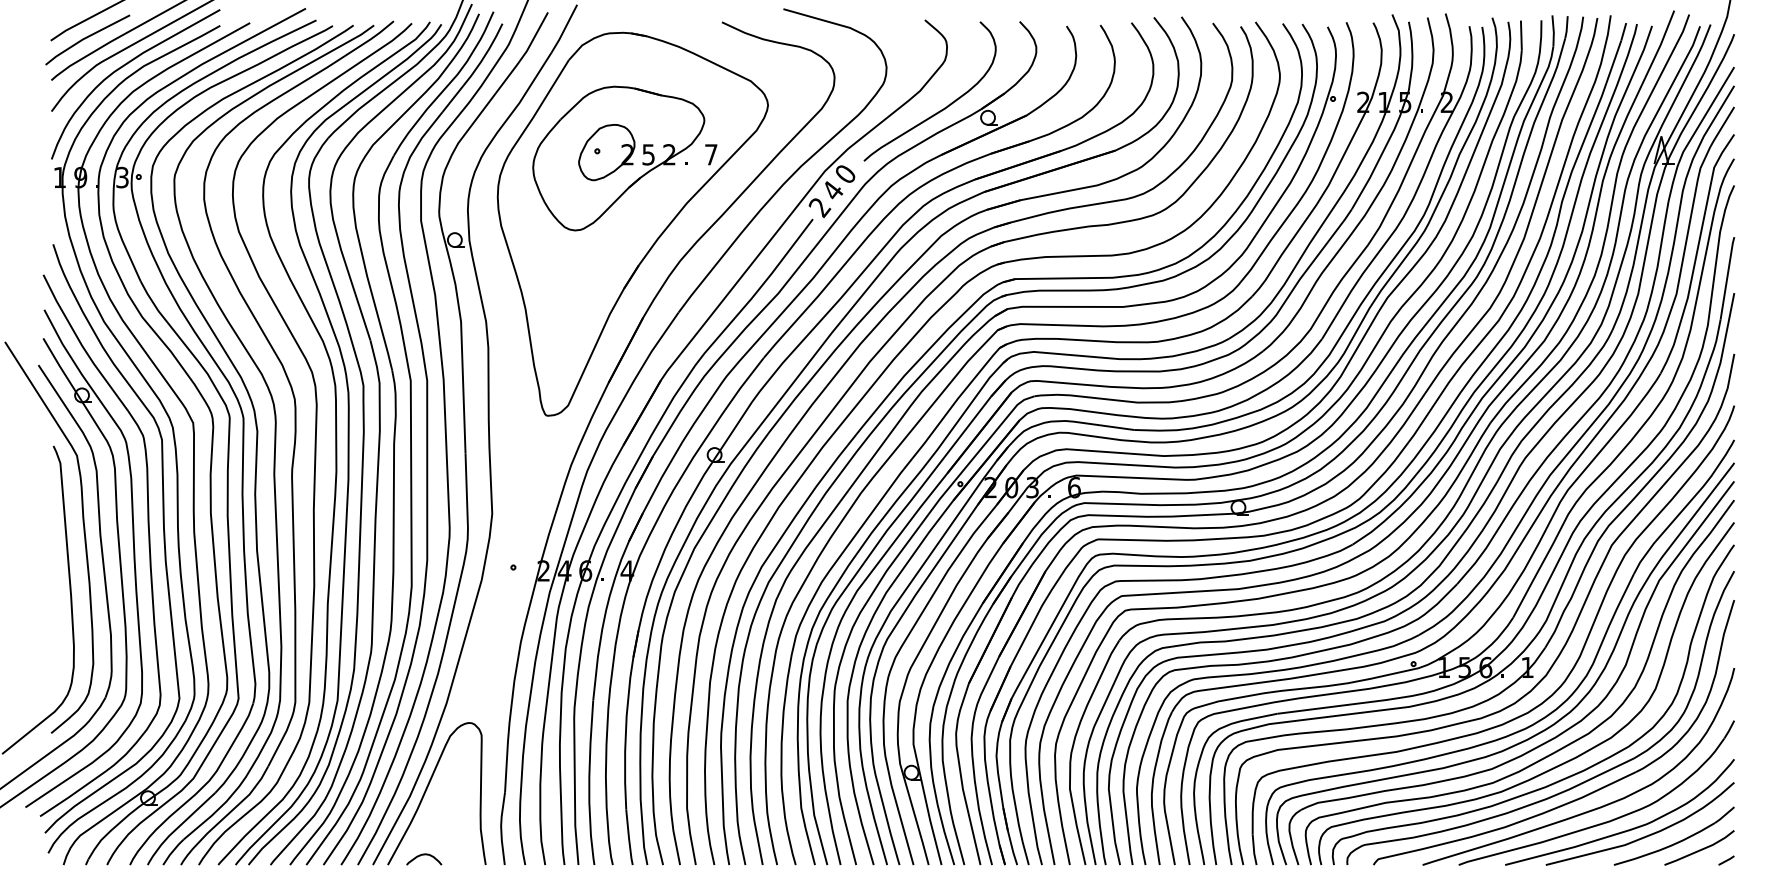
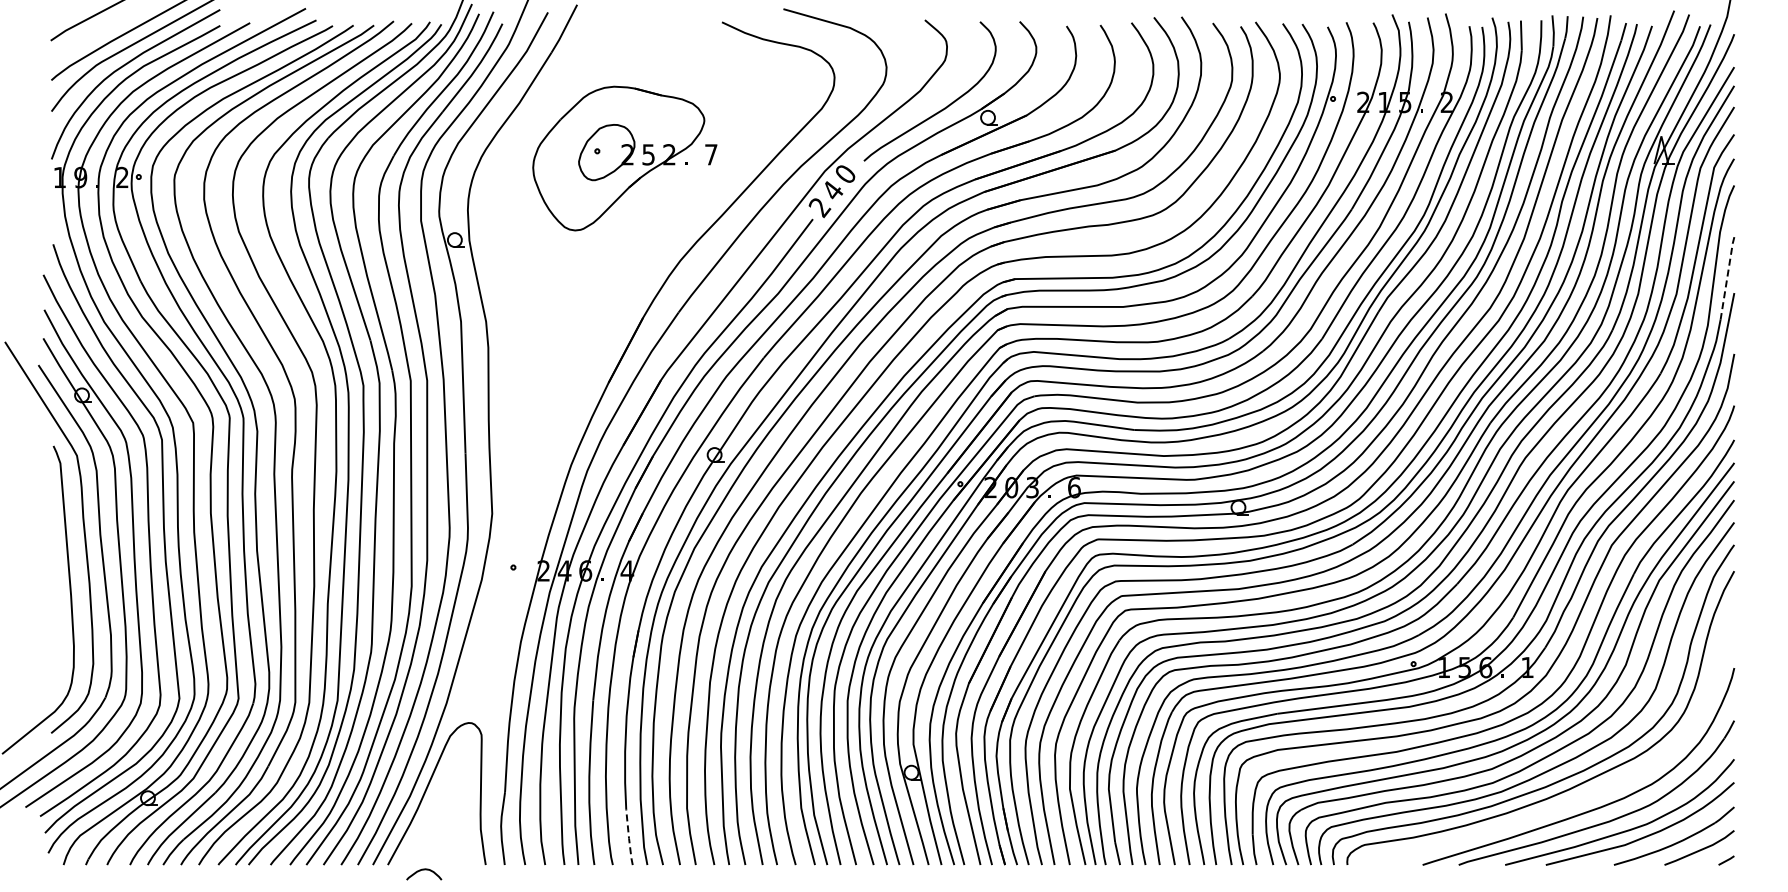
line: present -> none (87, 38)
text: 3 -> 2 (122, 177)
part: present -> none (632, 223)
line: solid -> dashed (1727, 277)
part: present -> none (1581, 796)
line: solid -> dashed (629, 838)
curve position: (424, 855) -> (424, 870) (424, 870)
